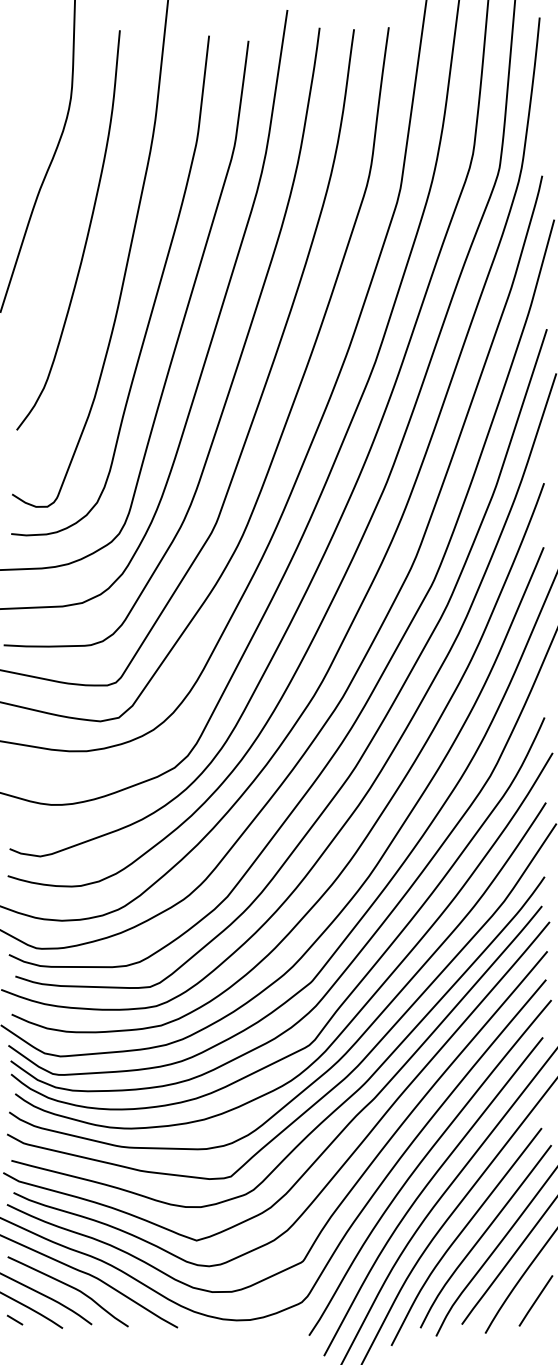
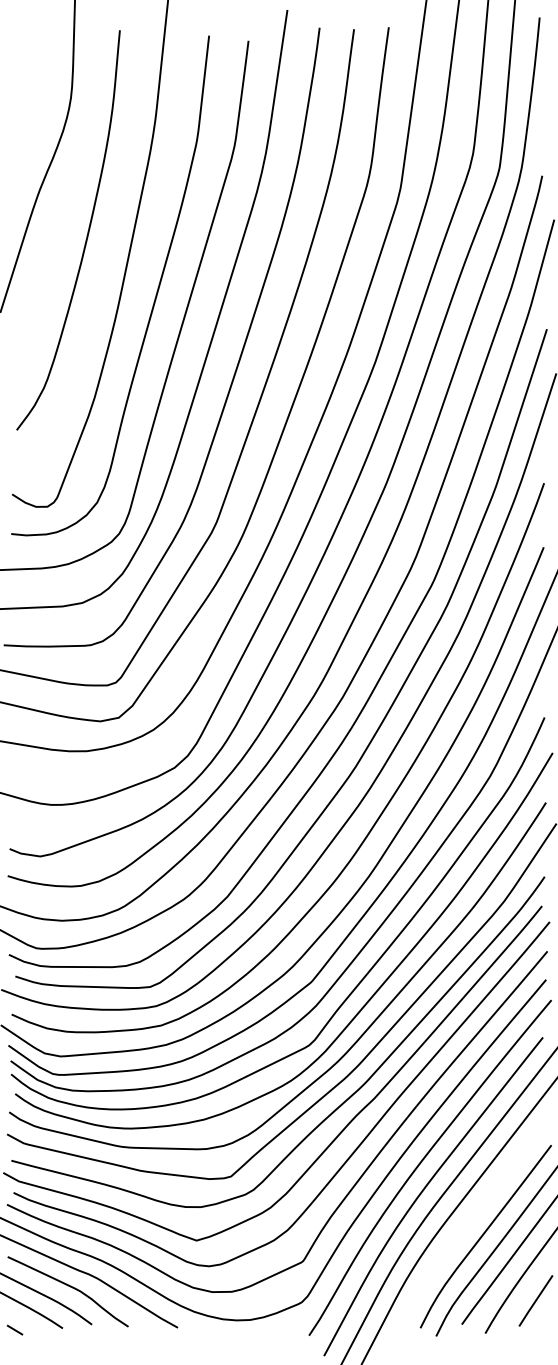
curve: present -> none (462, 1232)
line position: (14, 1319) -> (14, 1329) (14, 1329)
